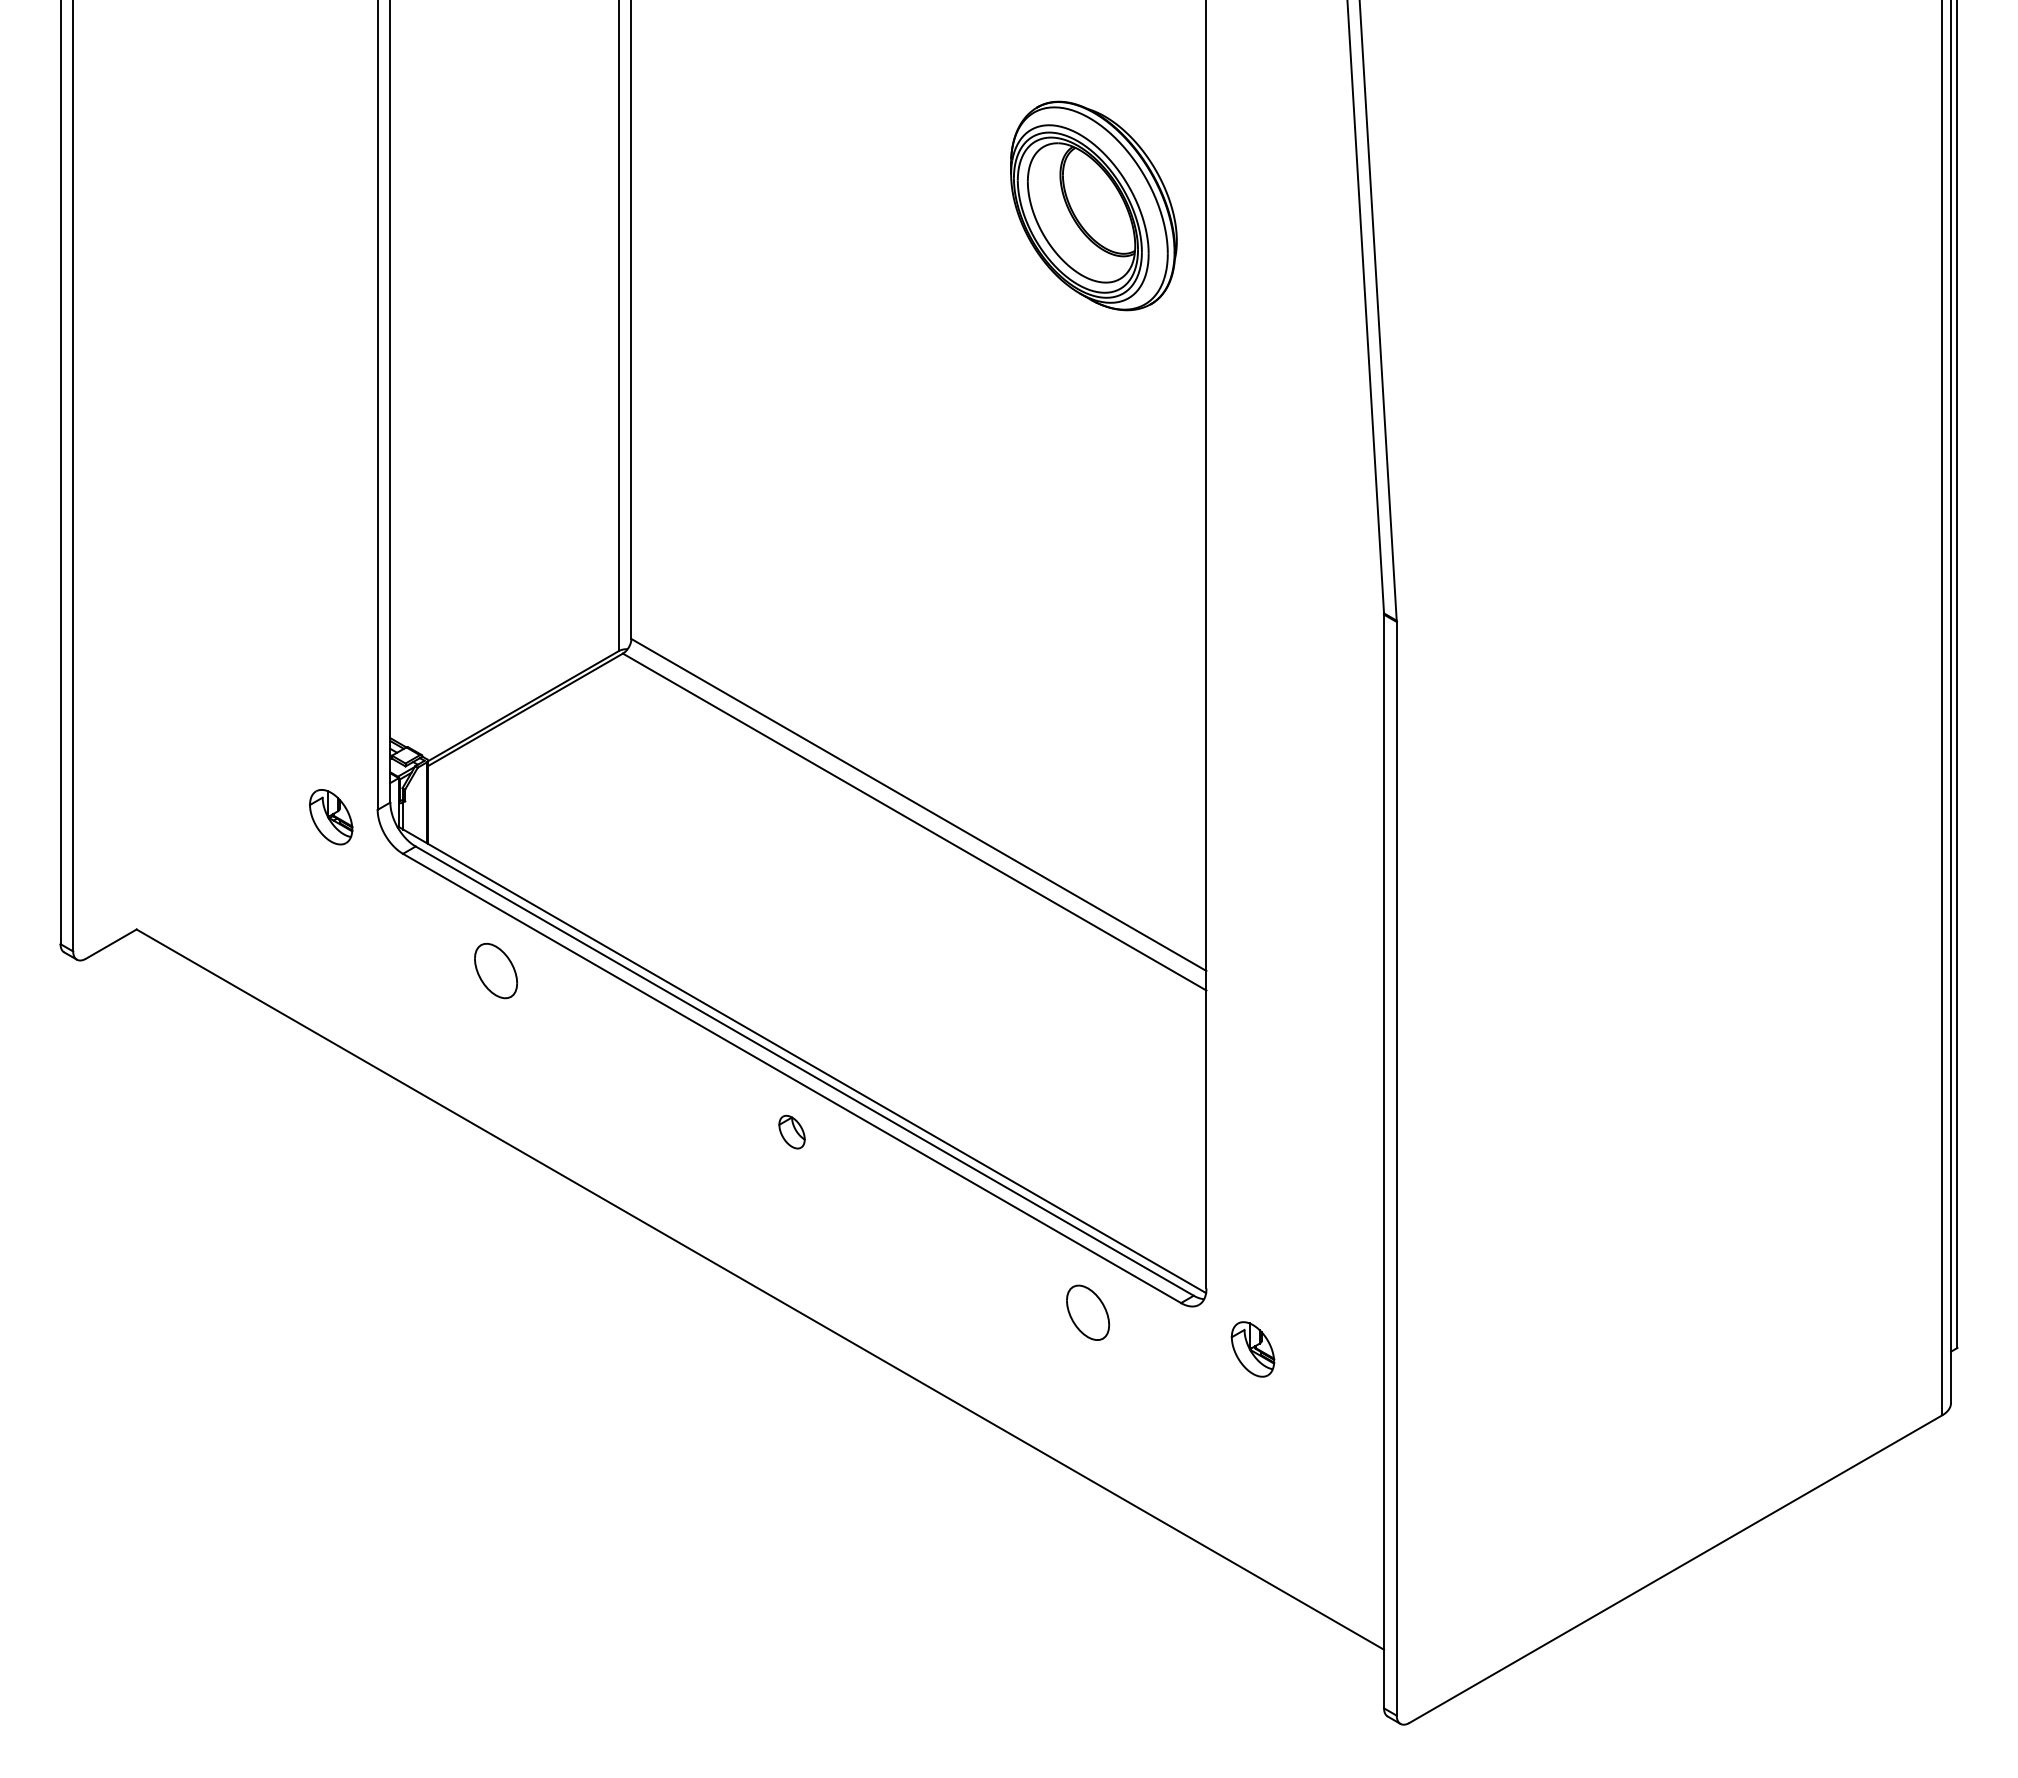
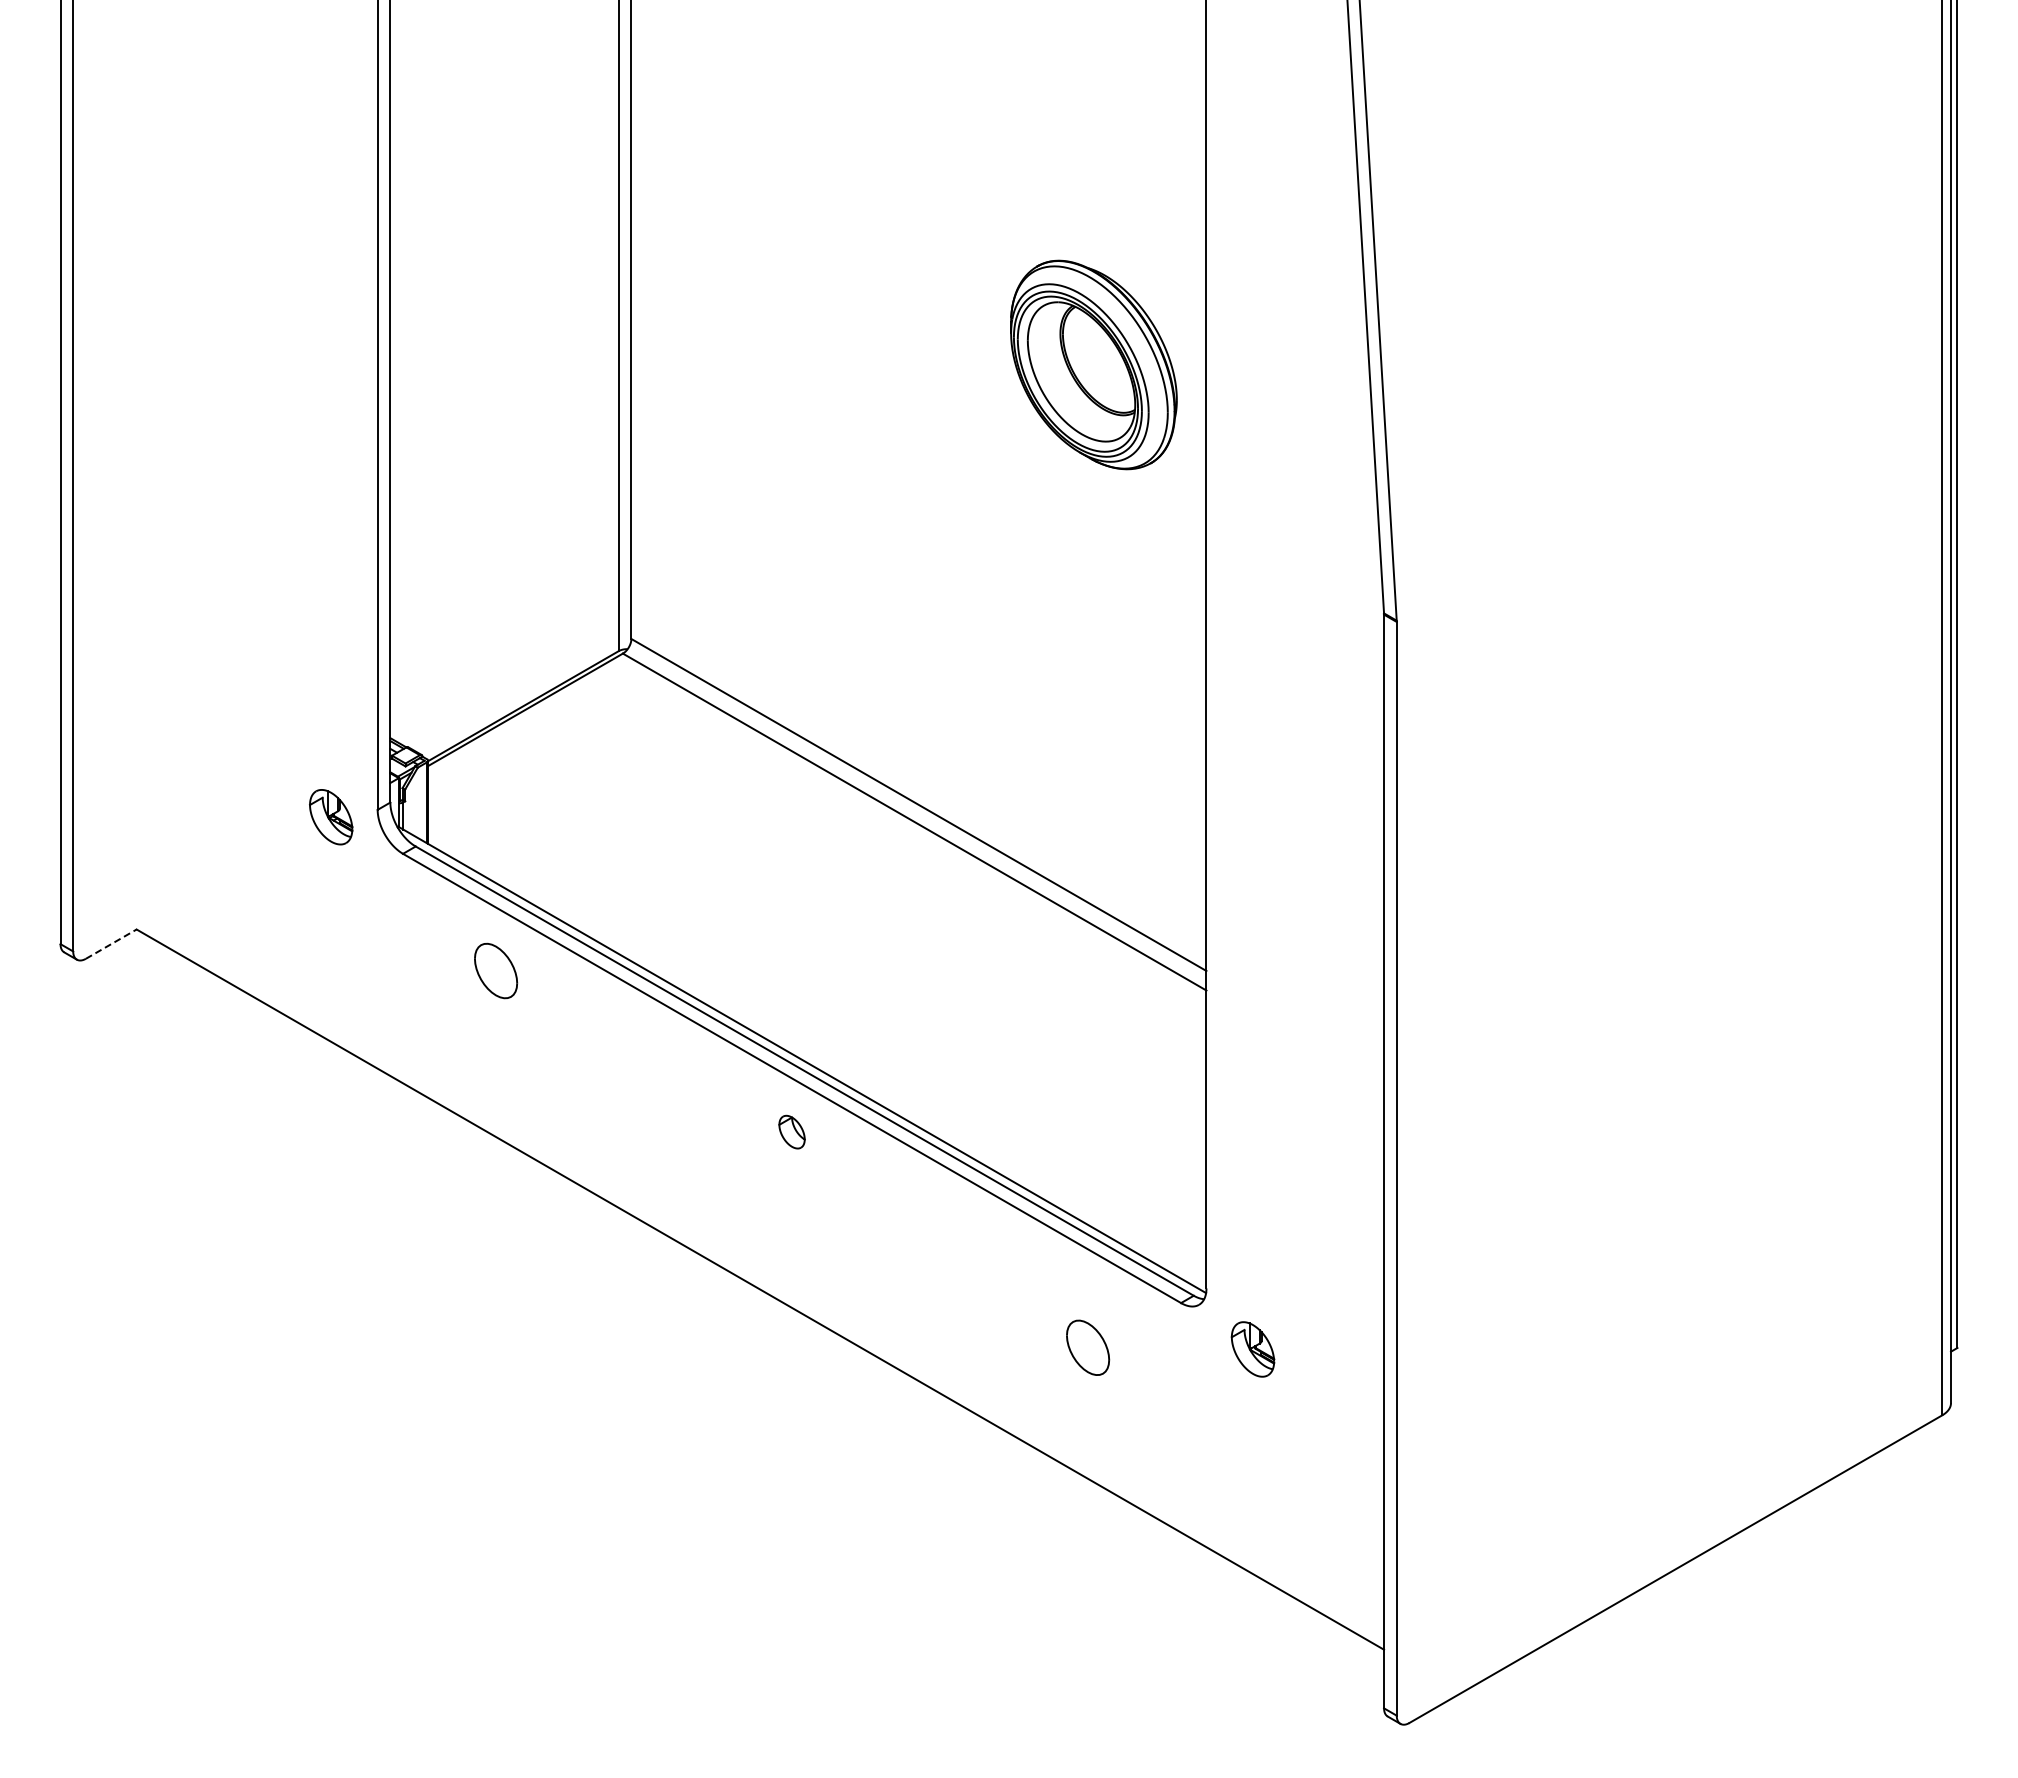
part position: (1093, 205) -> (1093, 364) (1093, 364)
line: solid -> dashed (111, 943)
part position: (1088, 1312) -> (1088, 1347) (1088, 1347)
